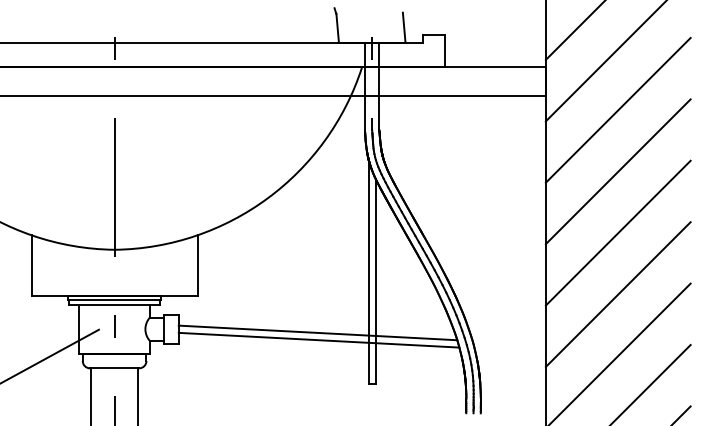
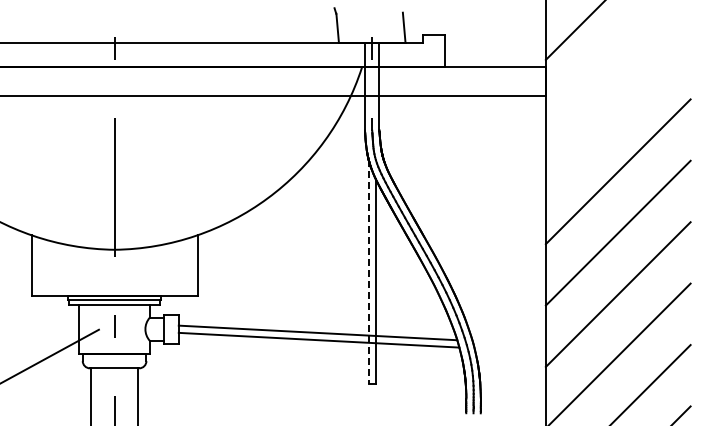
line: present -> none (605, 61)
line: present -> none (617, 109)
line: solid -> dashed (368, 272)
